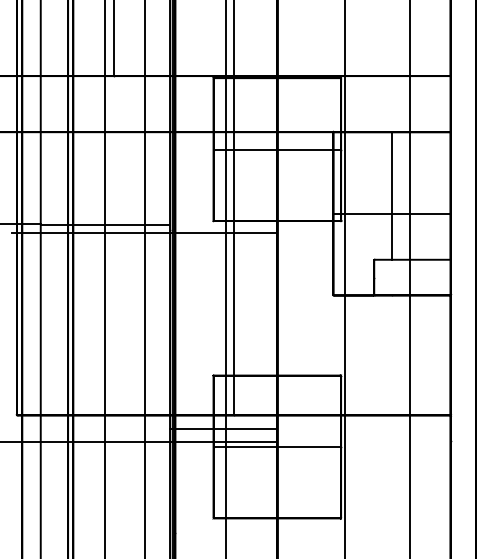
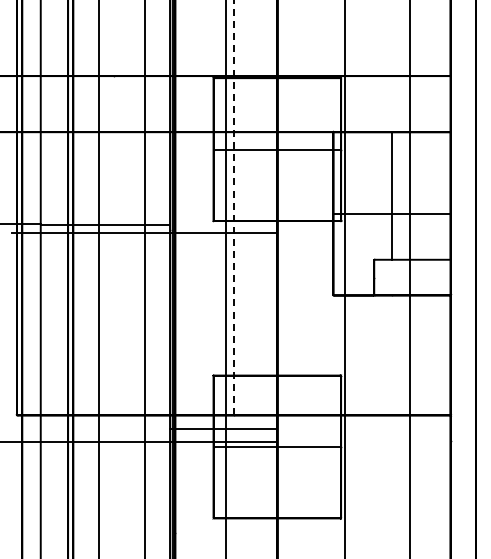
line: present -> none (113, 39)
line: solid -> dashed (233, 207)
line position: (105, 278) -> (99, 278) (99, 278)
